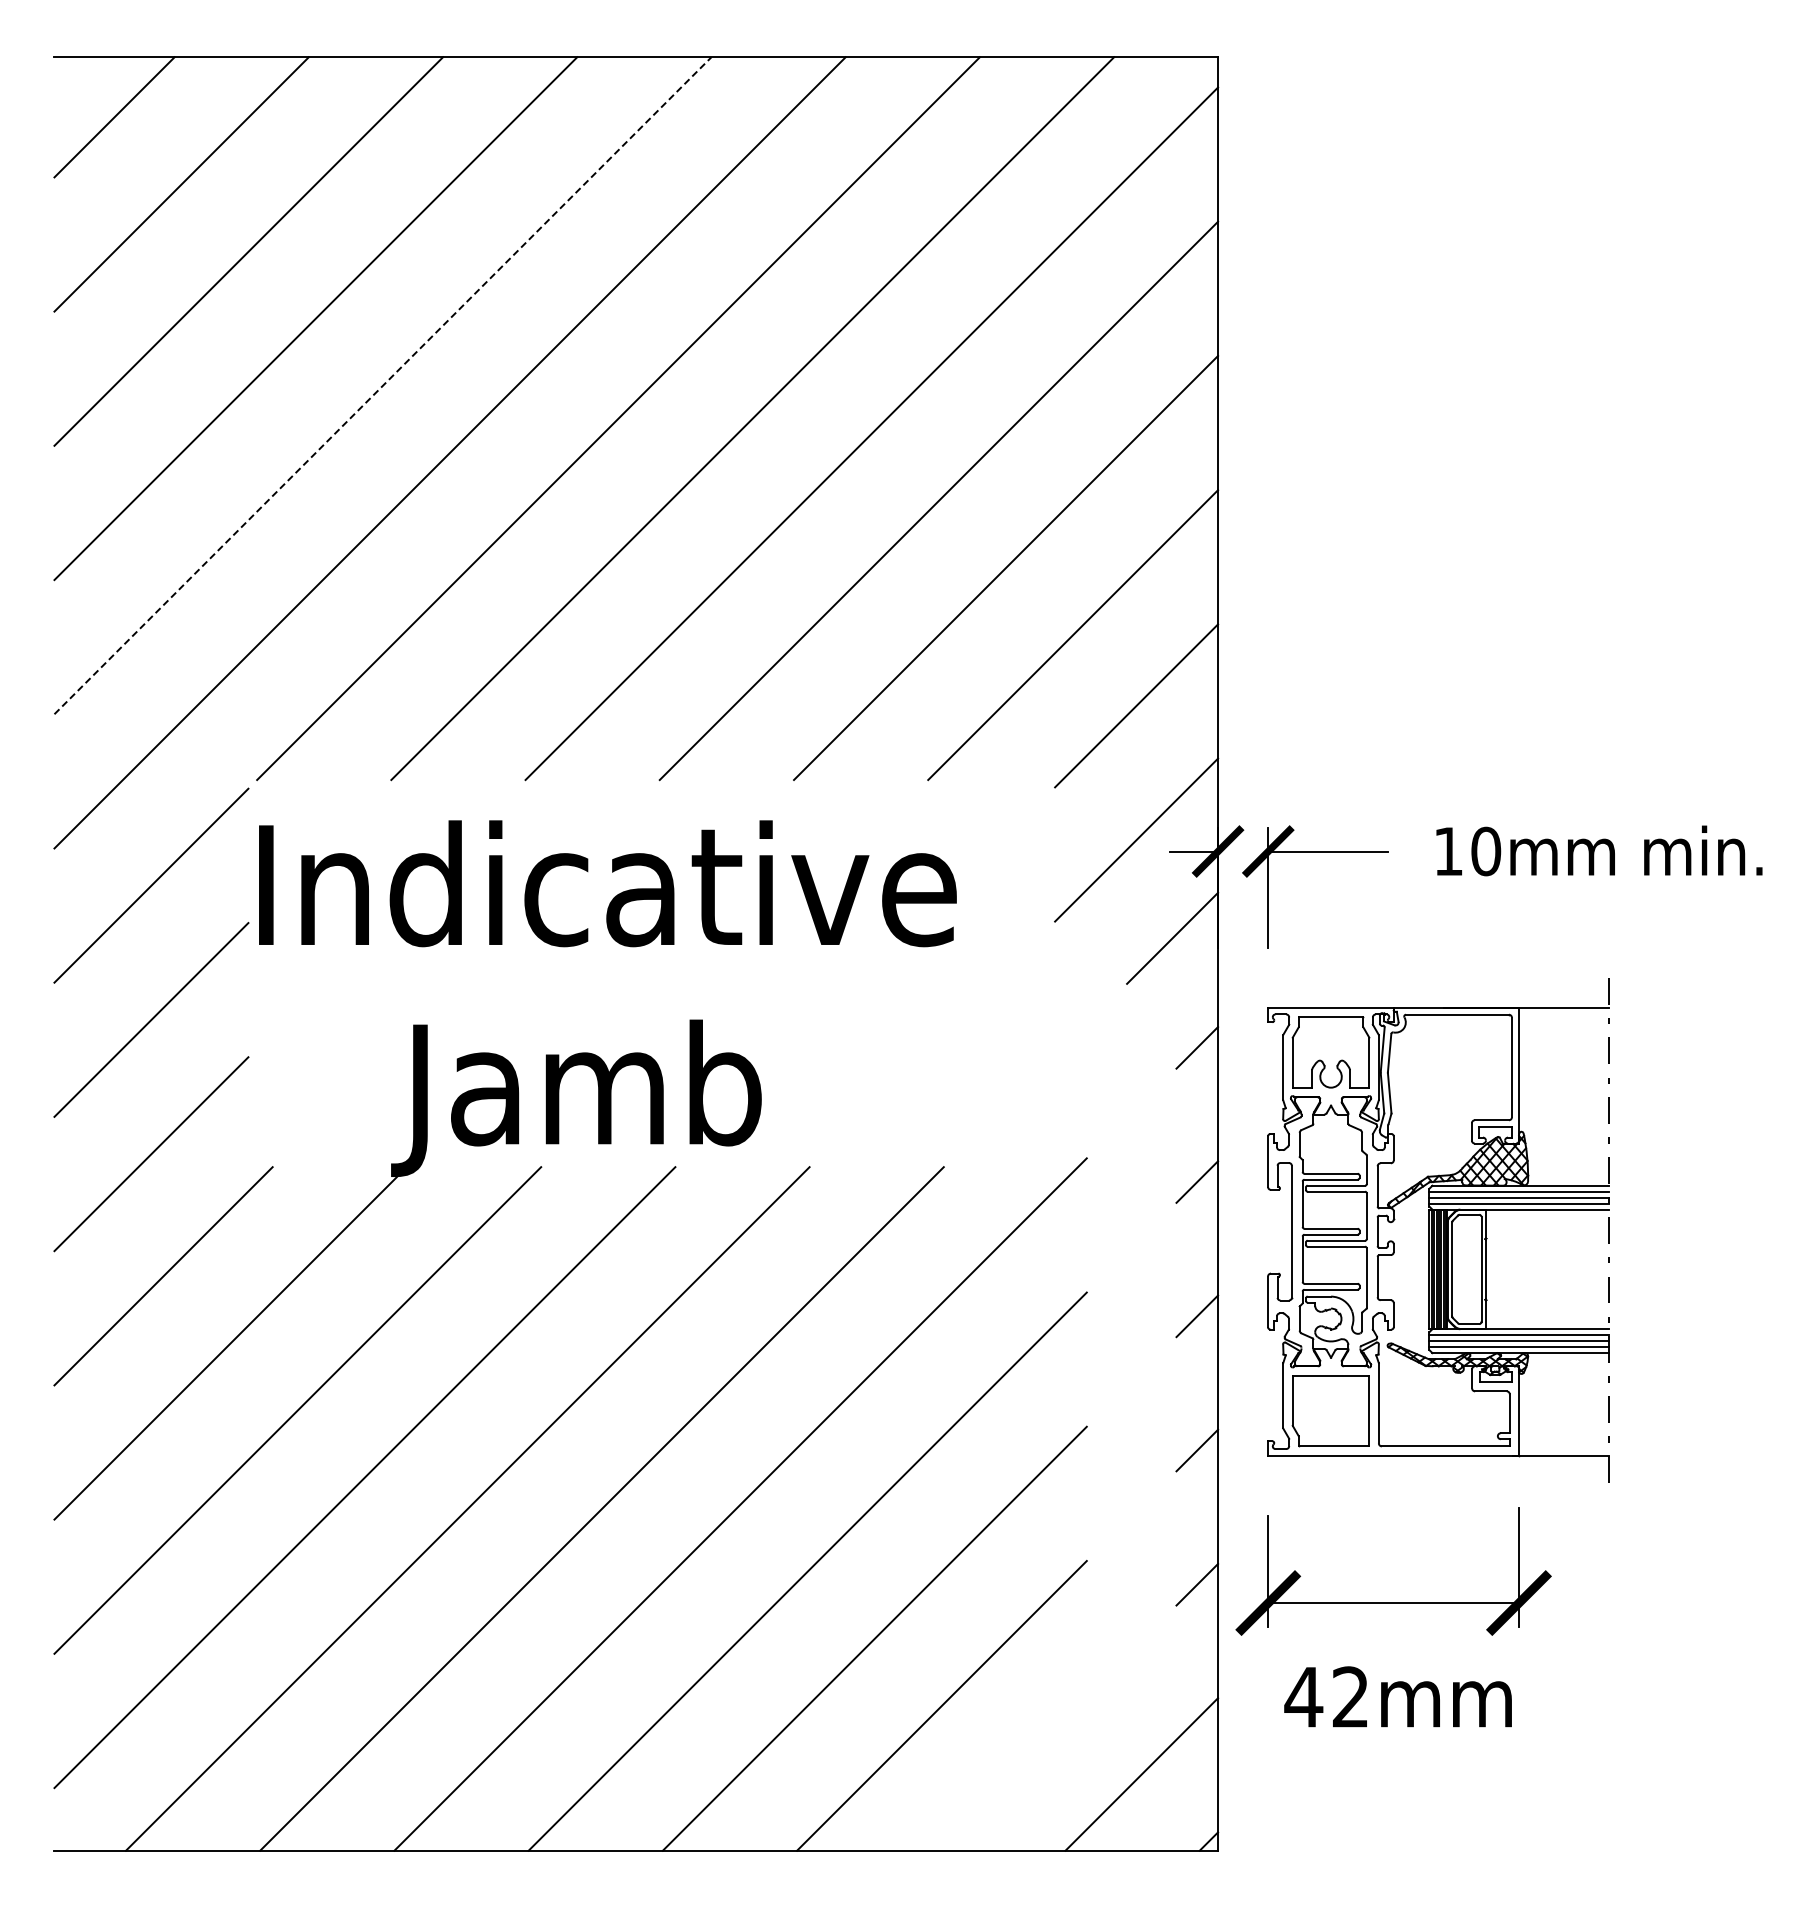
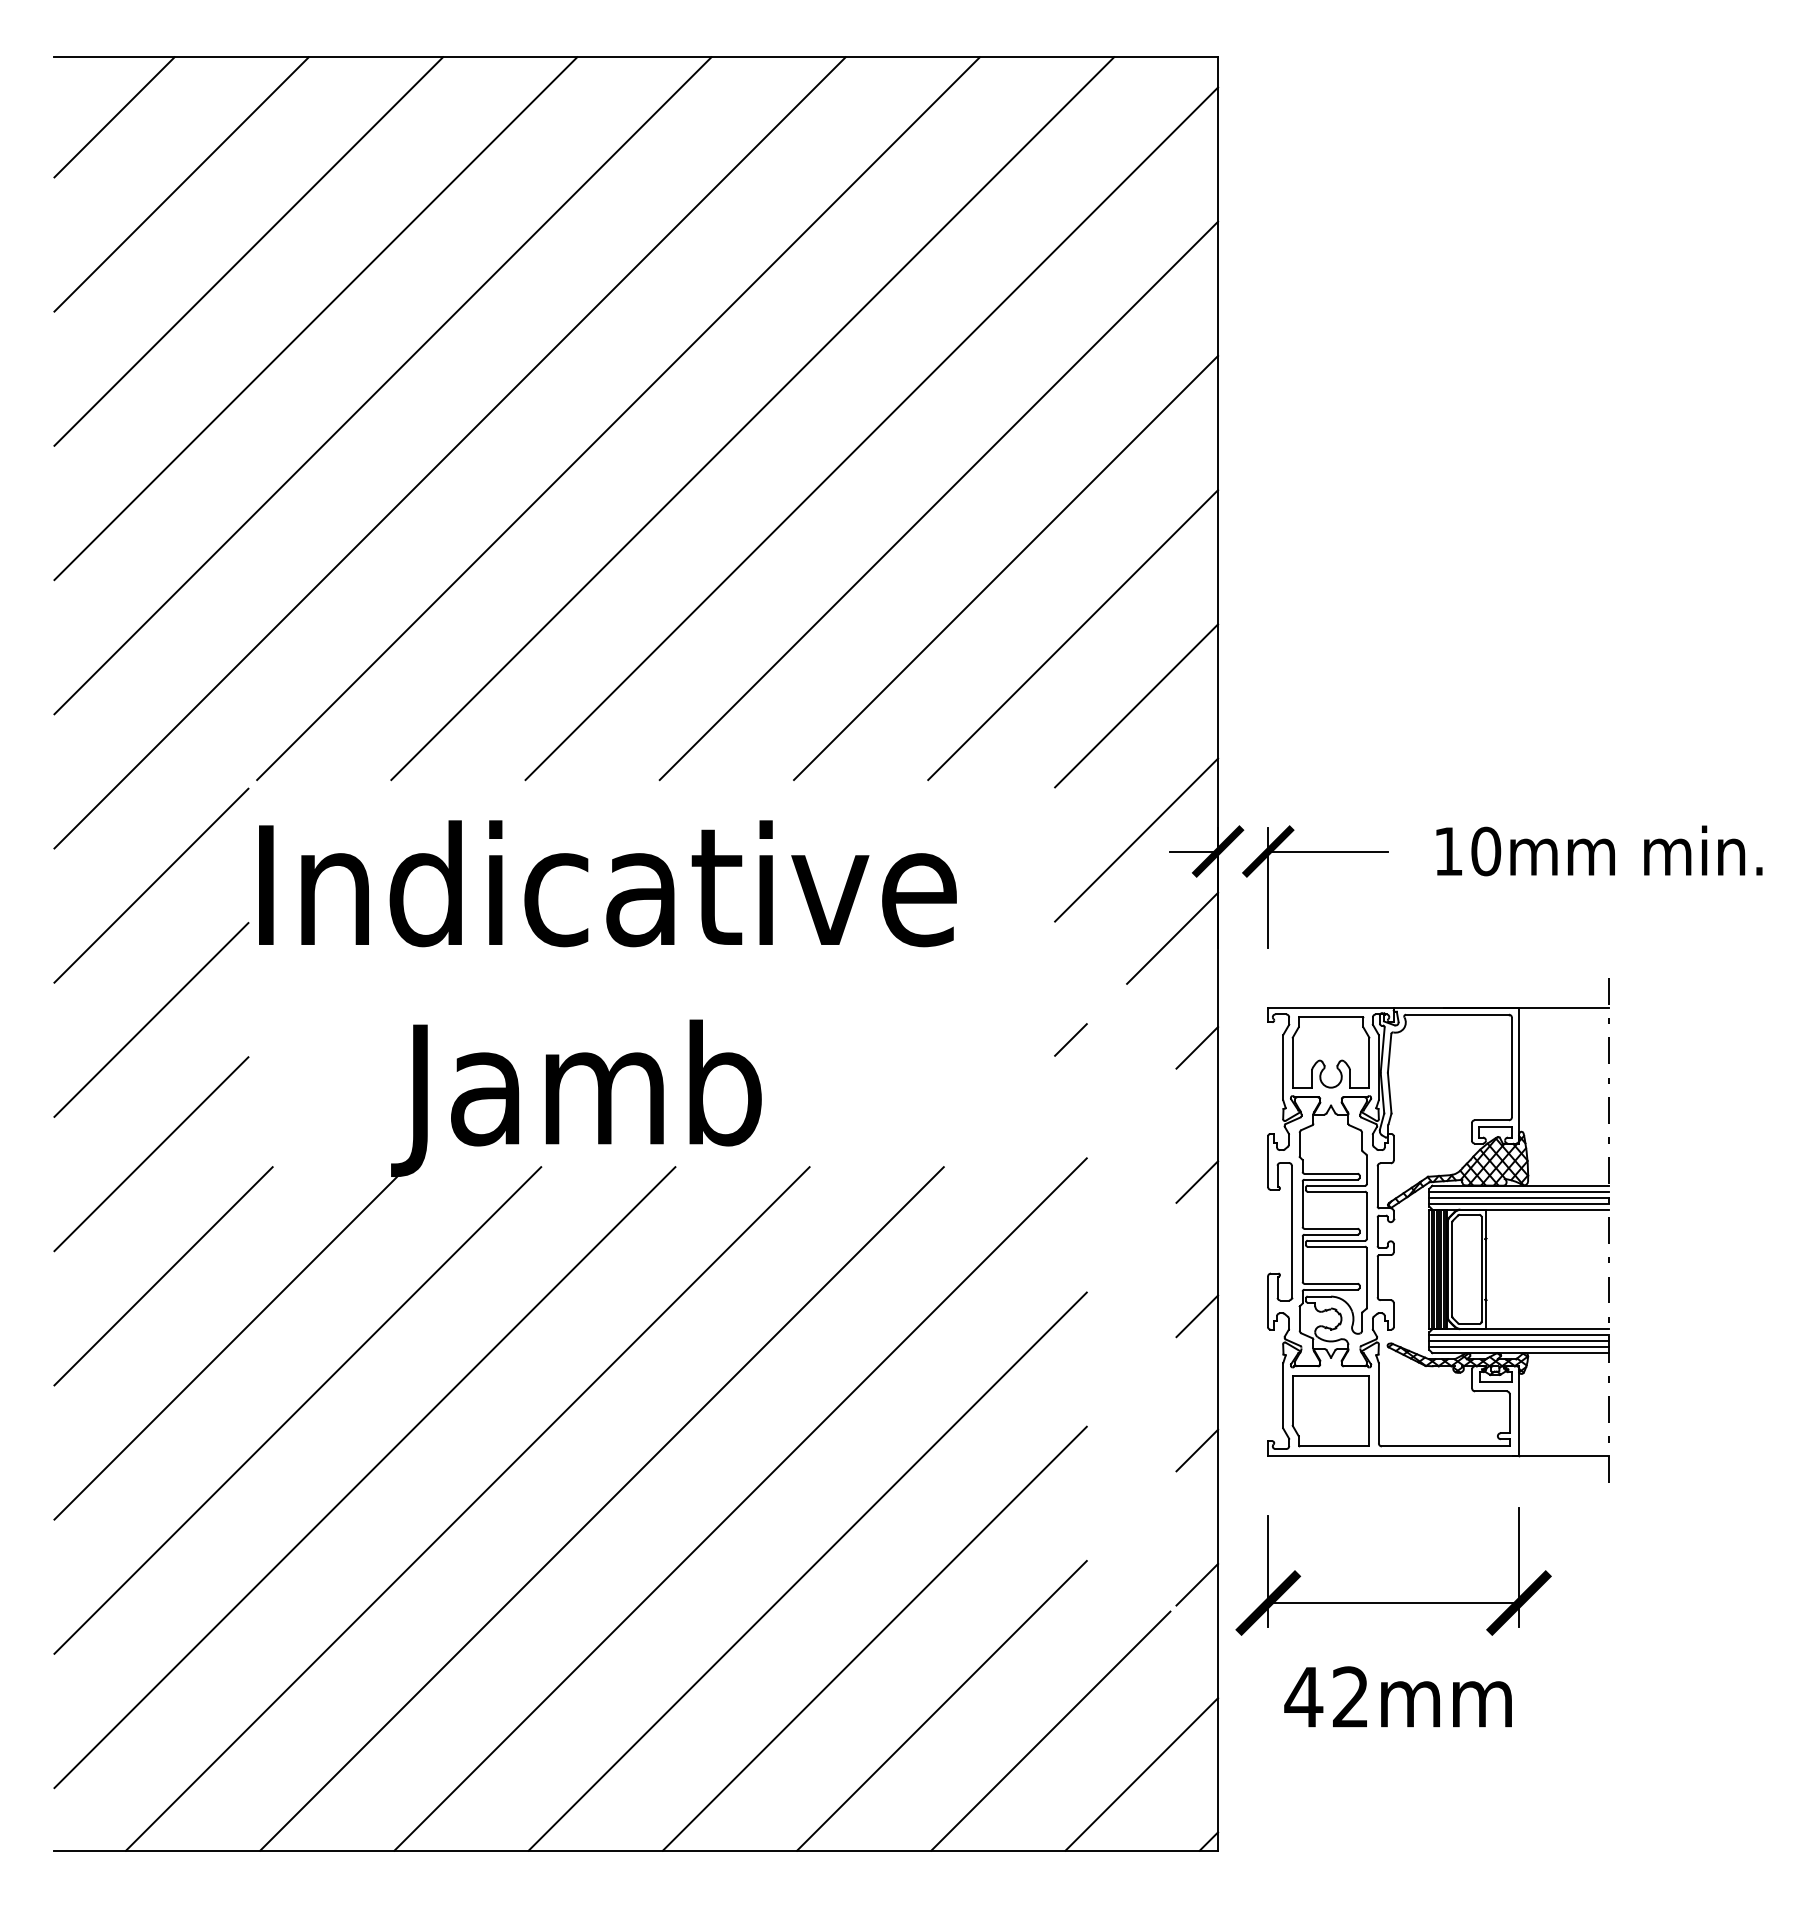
line: dashed -> solid (382, 385)
line: none -> present (1070, 1039)
line: none -> present (1050, 1730)
